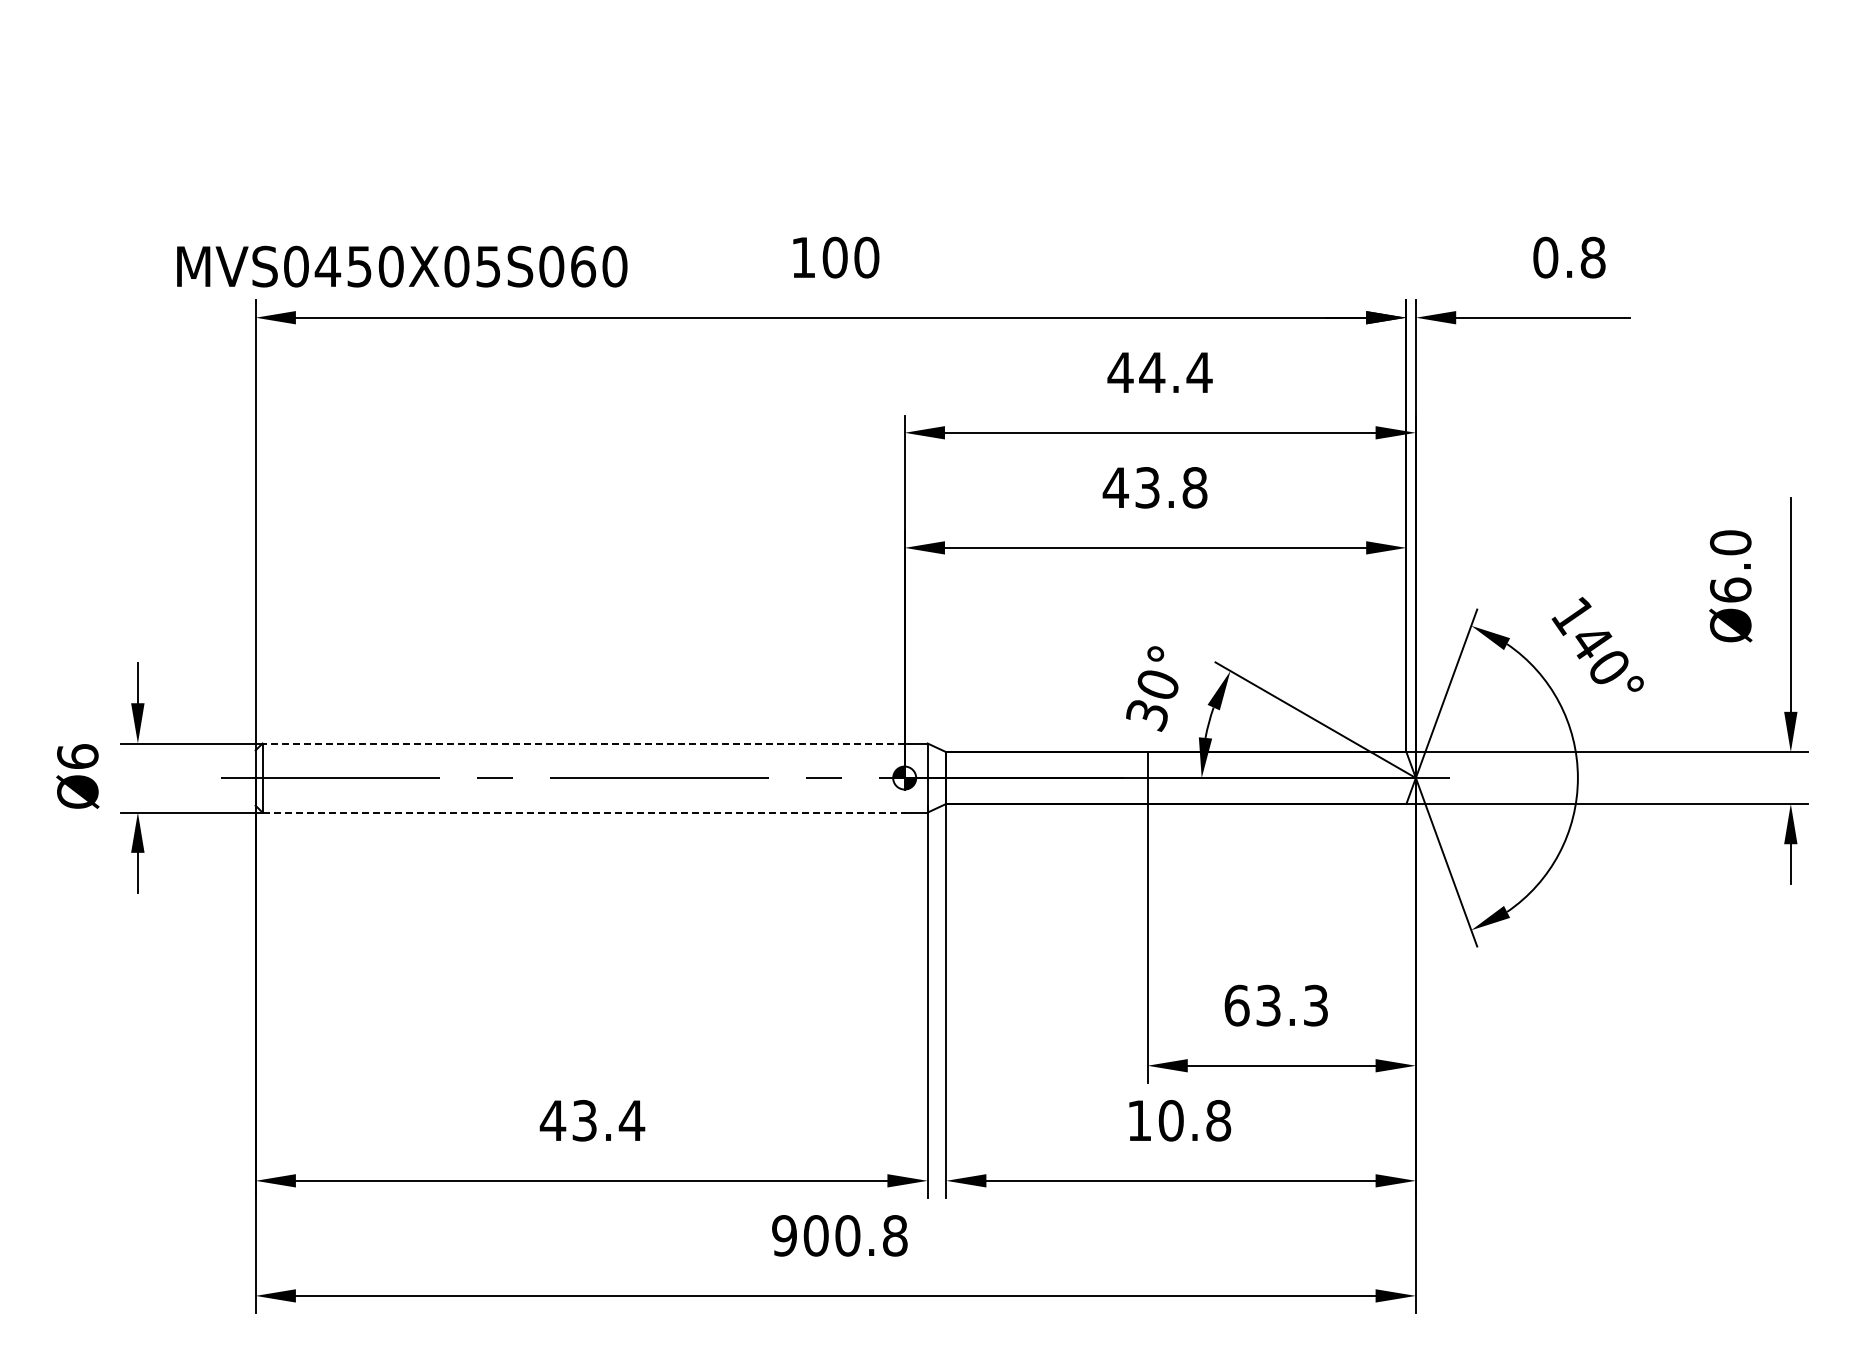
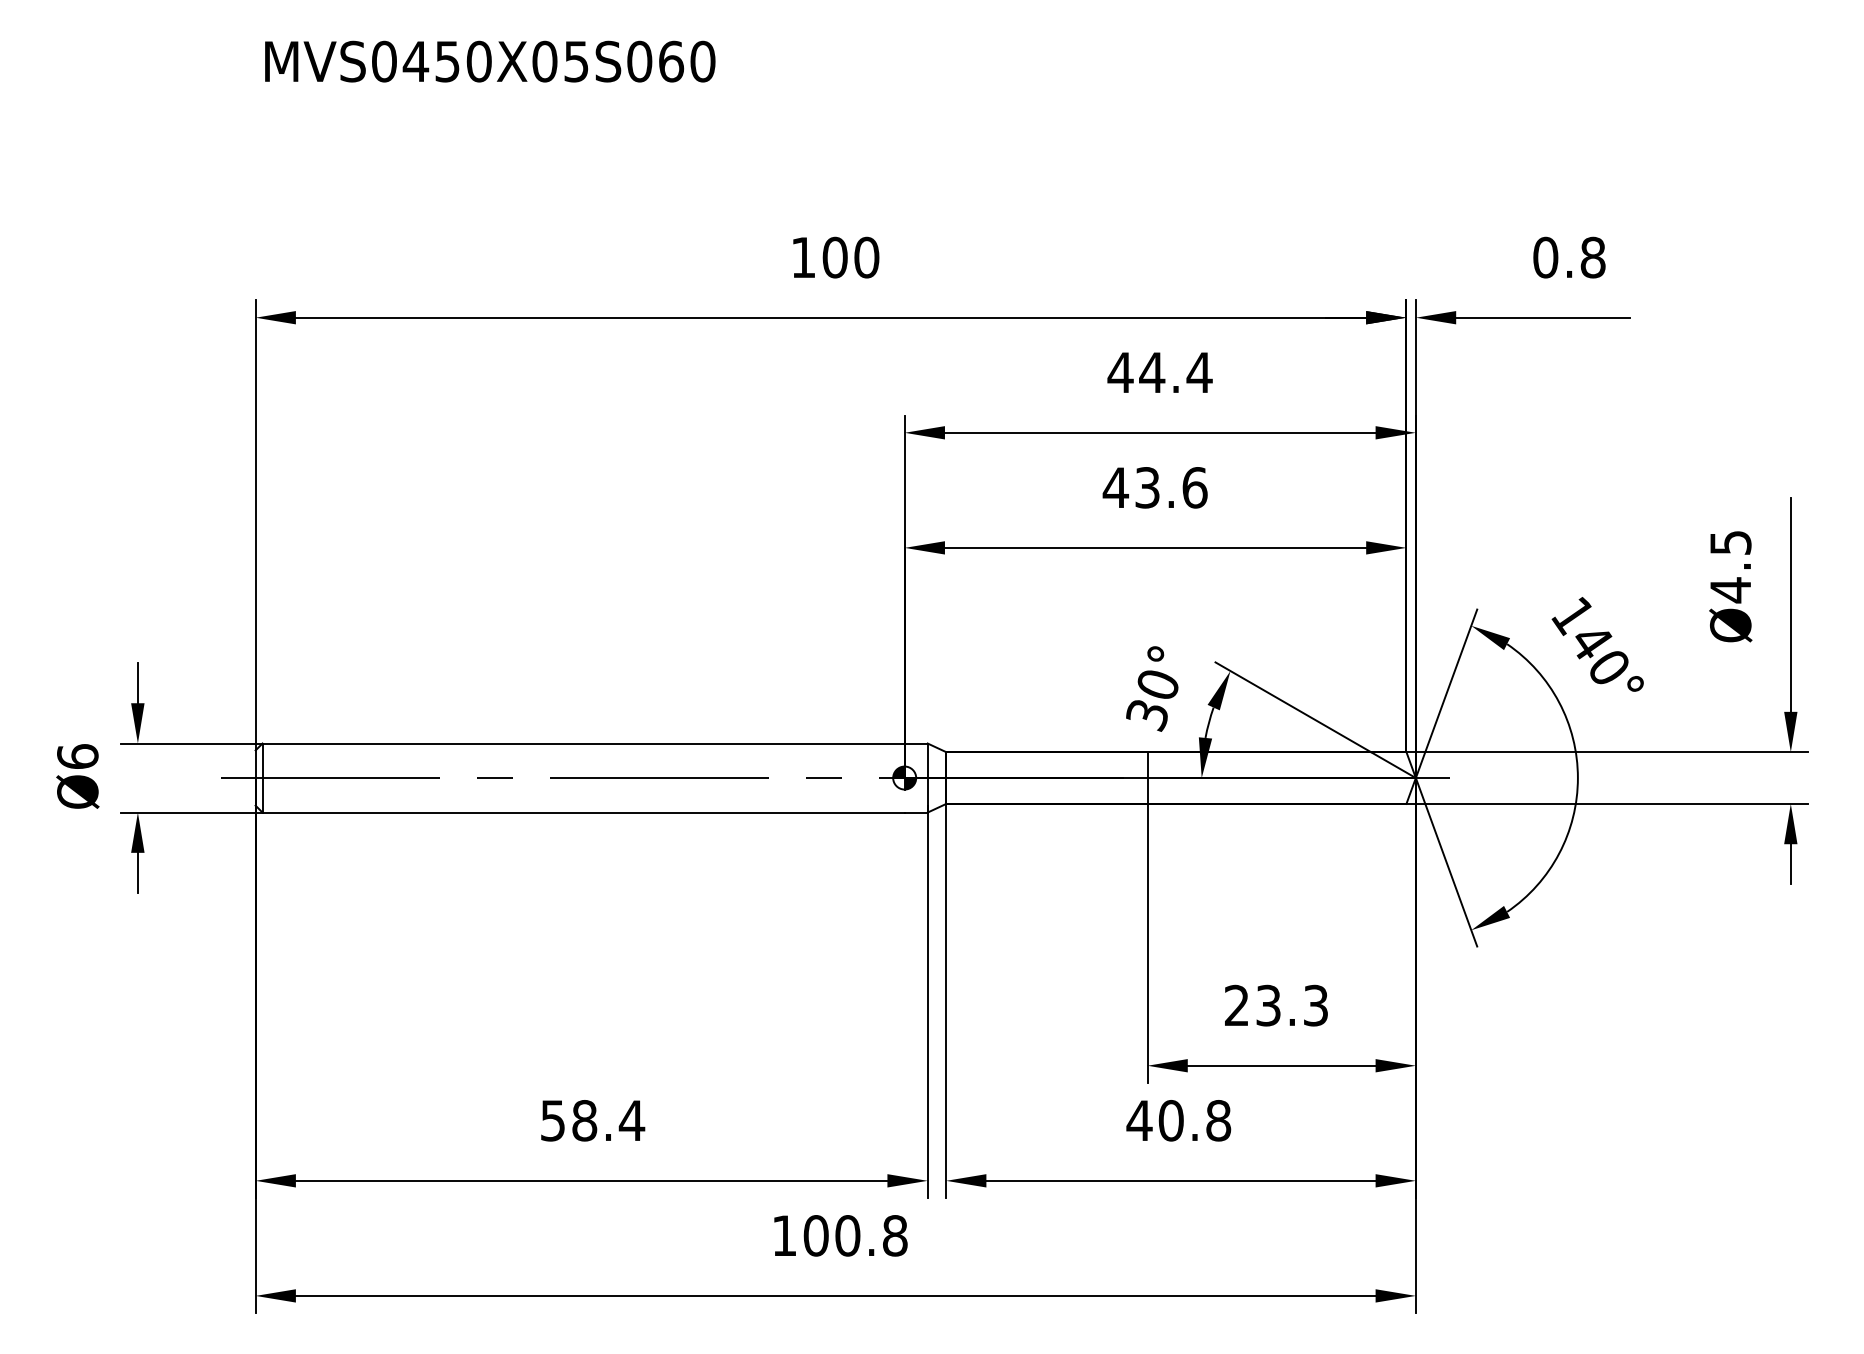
text position: (402, 266) -> (490, 61) (490, 61)
text: 43.8 -> 43.6 (1194, 487)
text: Ø6.0 -> Ø4.5 (1730, 566)
line: dashed -> solid (583, 743)
line: dashed -> solid (584, 812)
text: 63.3 -> 23.3 (1236, 1005)
text: 43.4 -> 58.4 (568, 1120)
text: 10.8 -> 40.8 (1139, 1120)
text: 900.8 -> 100.8 (784, 1235)
